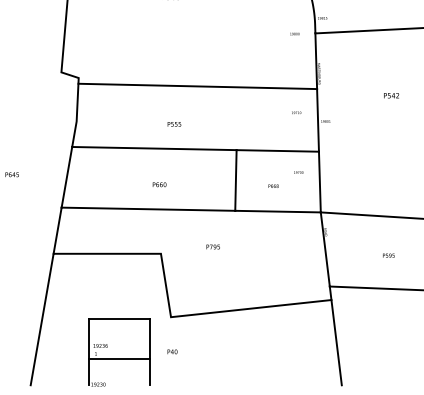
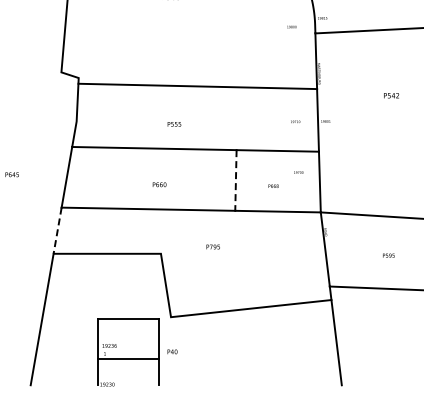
text position: (294, 33) -> (291, 26) (291, 26)
text position: (296, 112) -> (295, 121) (295, 121)
line: solid -> dashed (235, 180)
line: solid -> dashed (57, 231)
part position: (119, 352) -> (128, 352) (128, 352)
